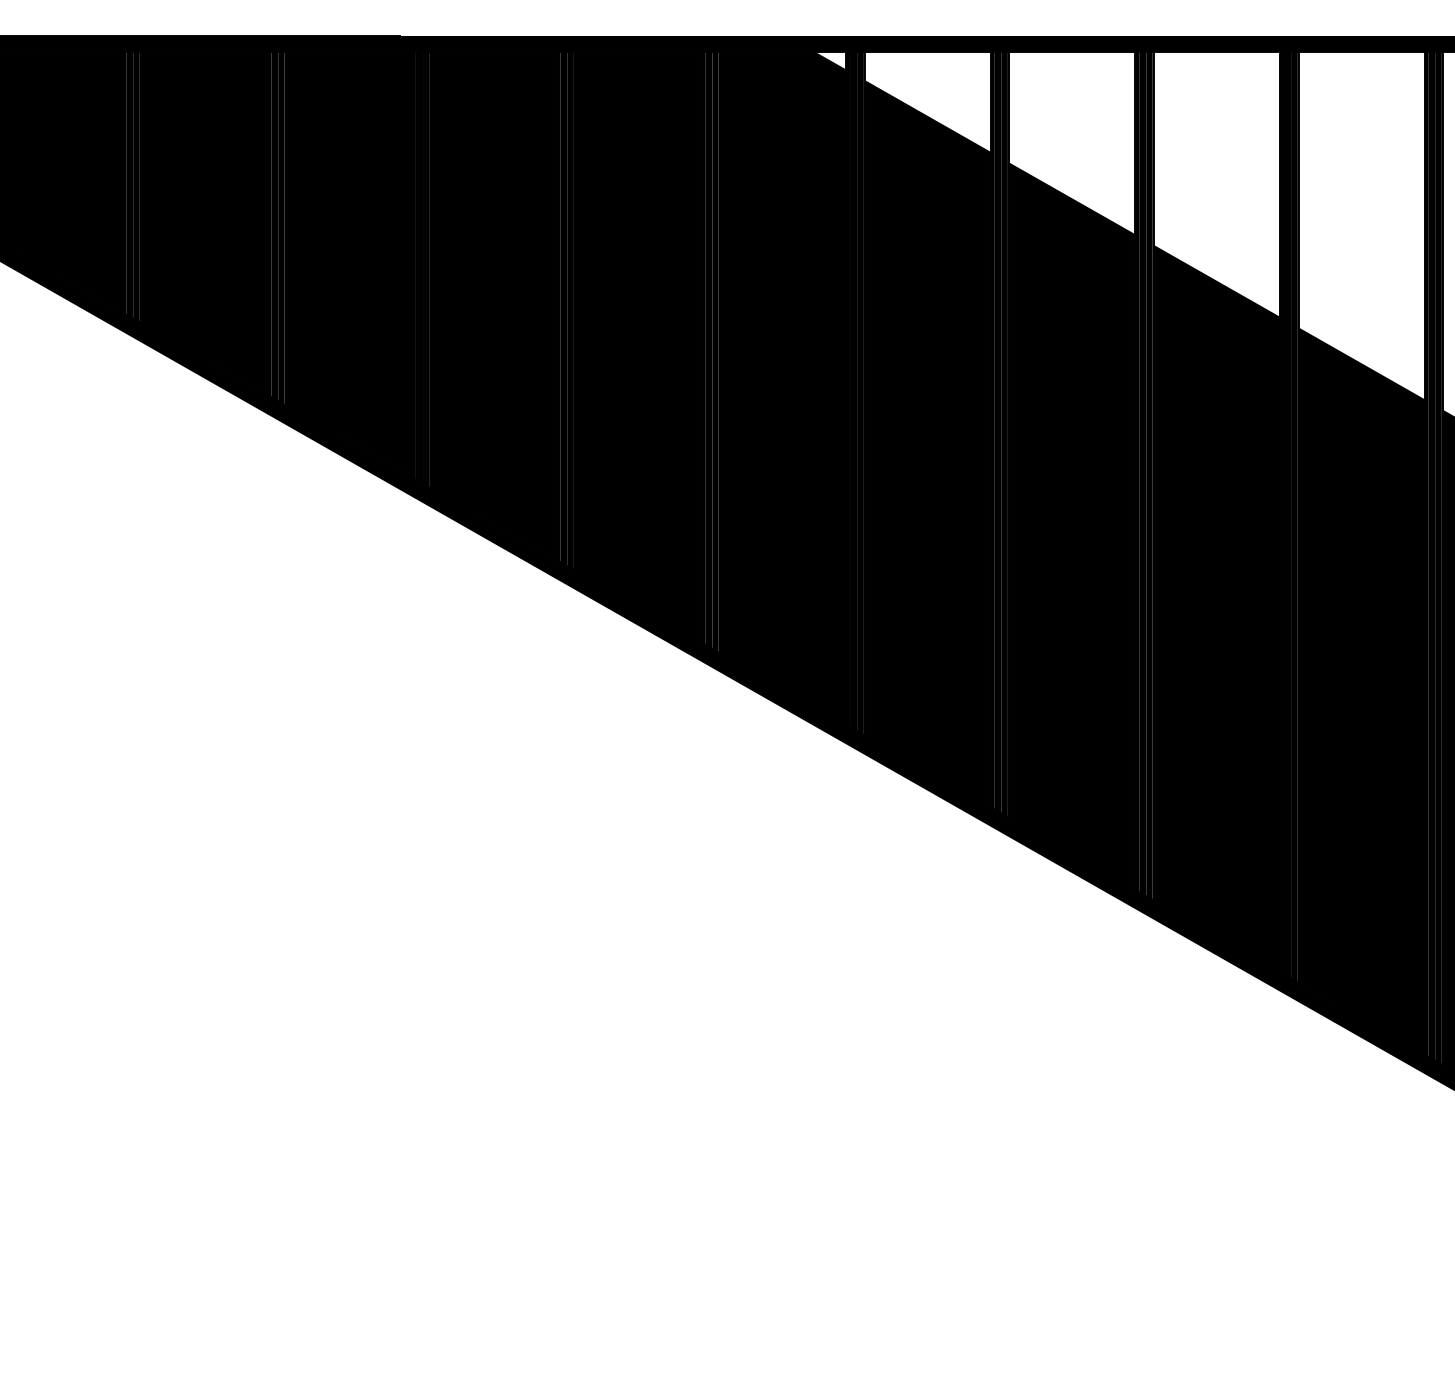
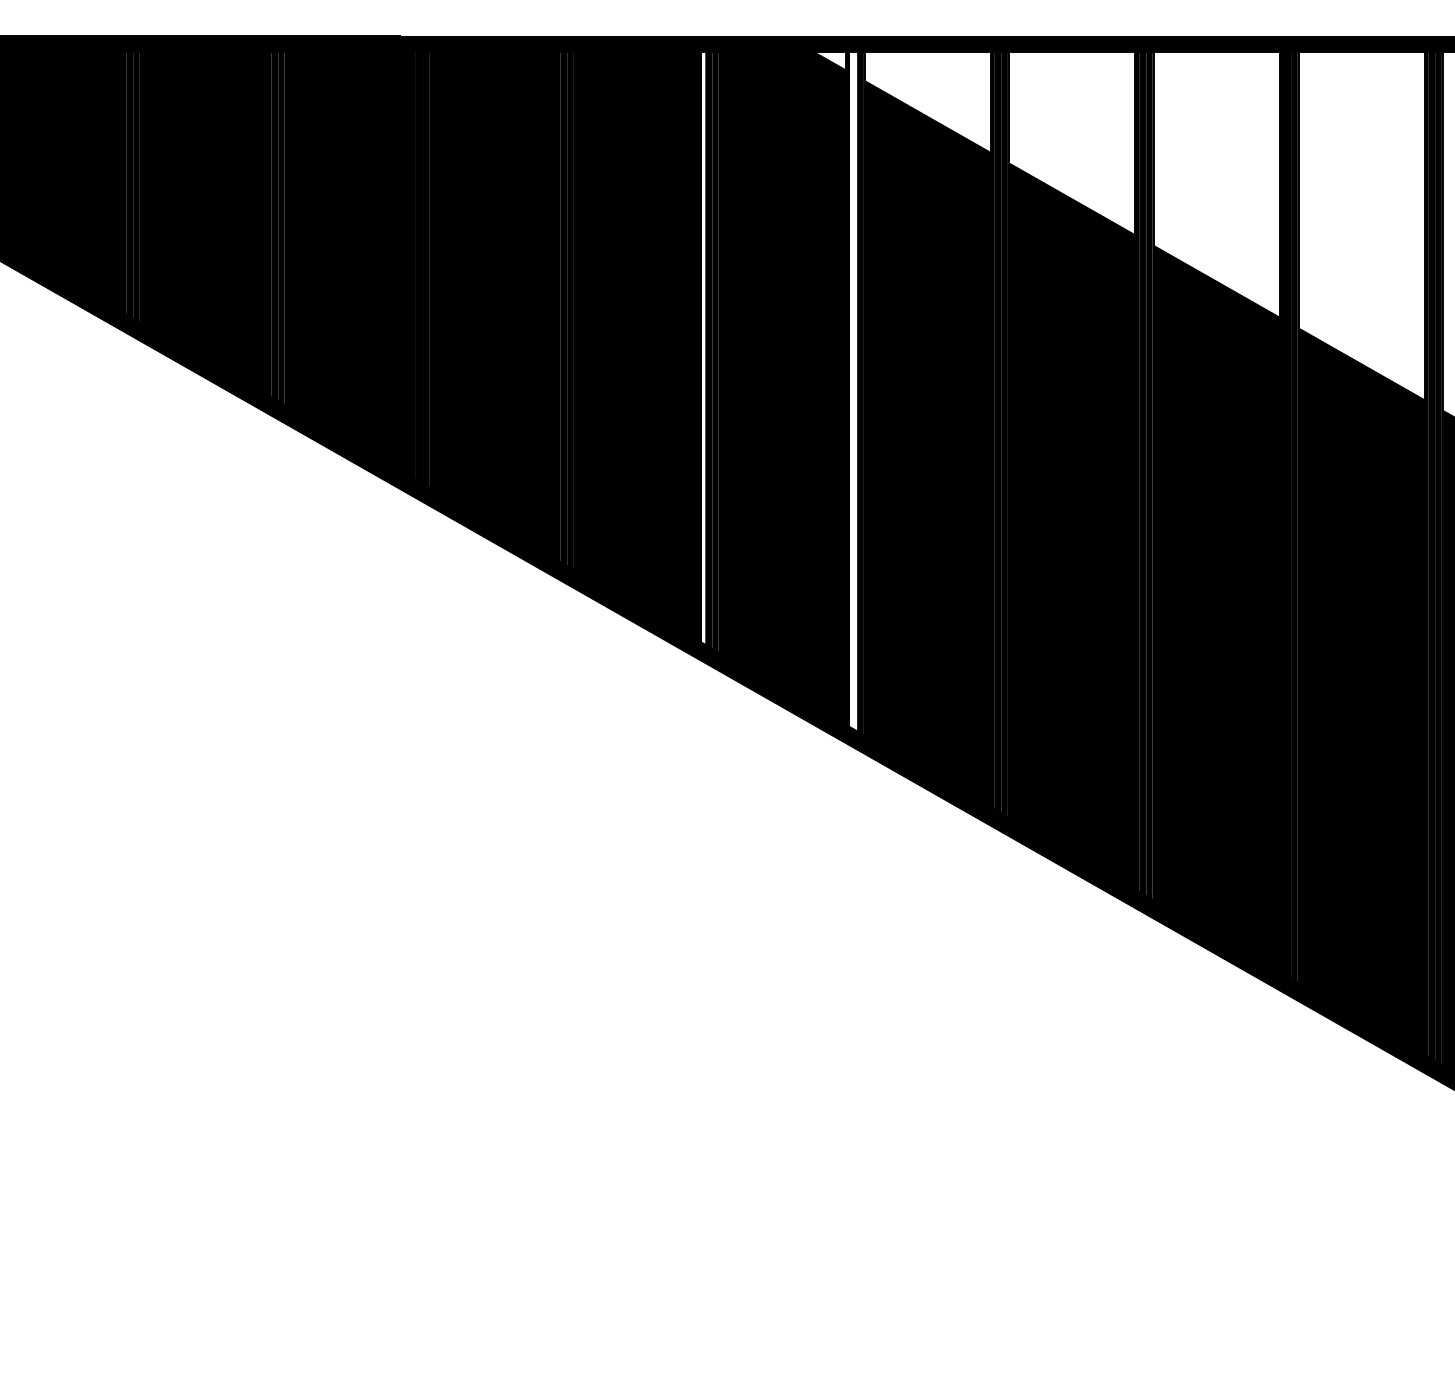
fill: present -> none (703, 348)
fill: present -> none (853, 391)
